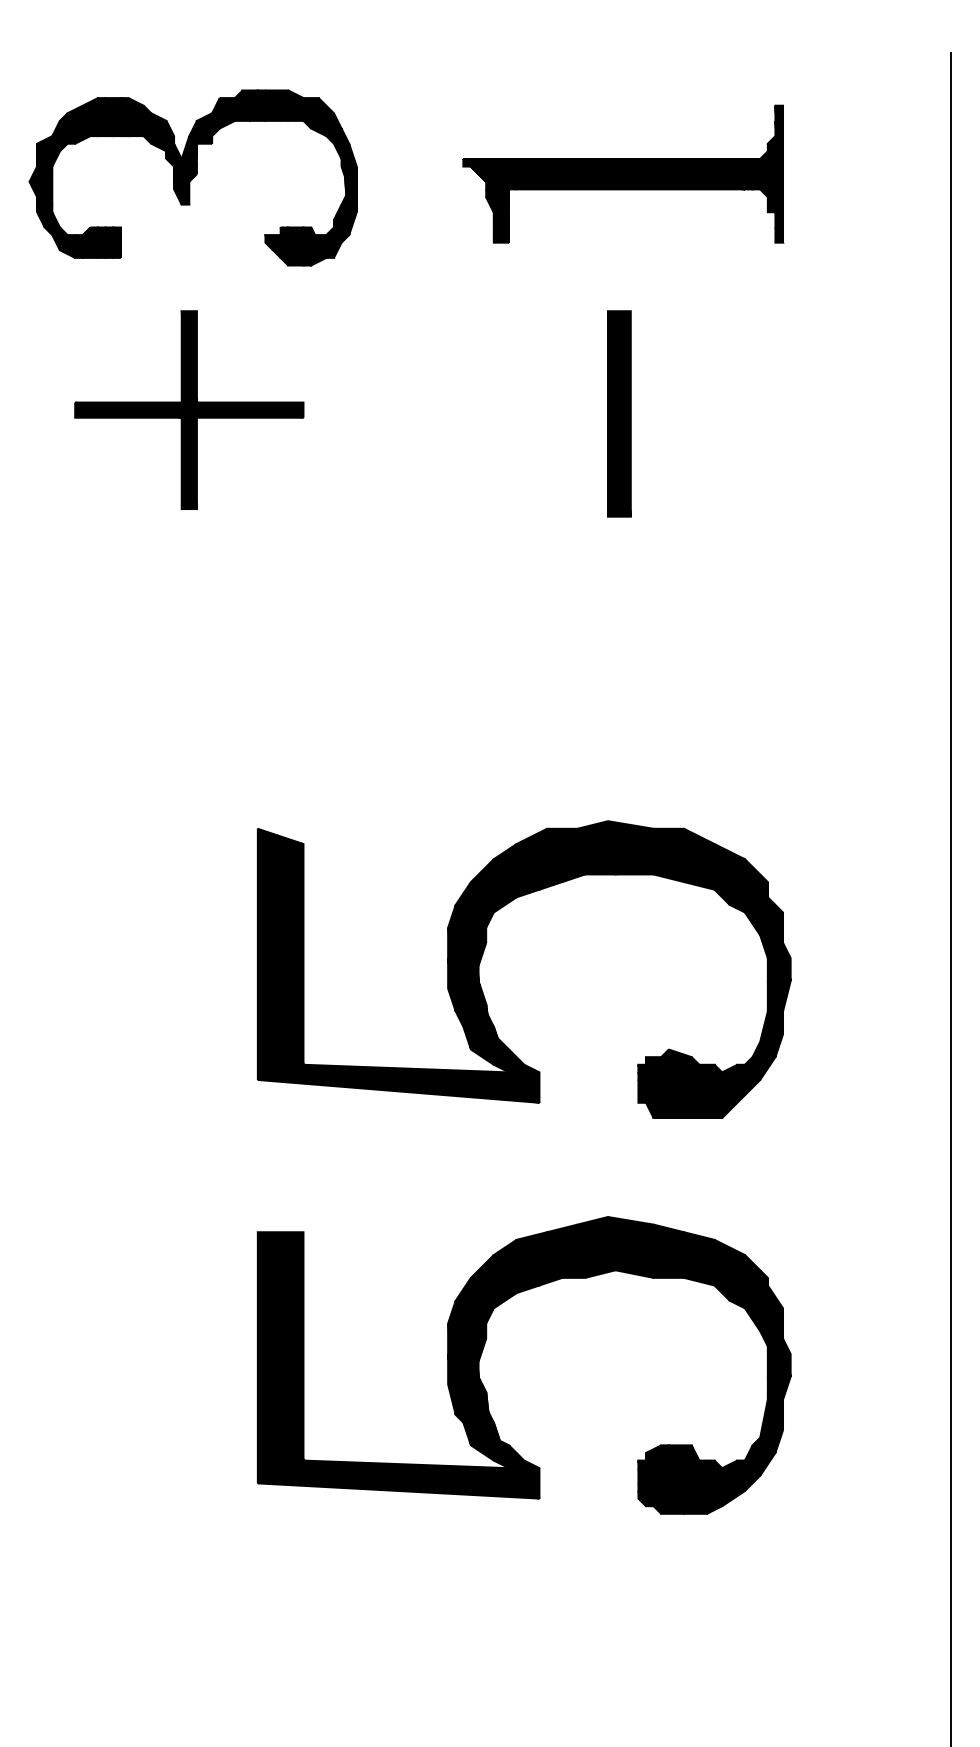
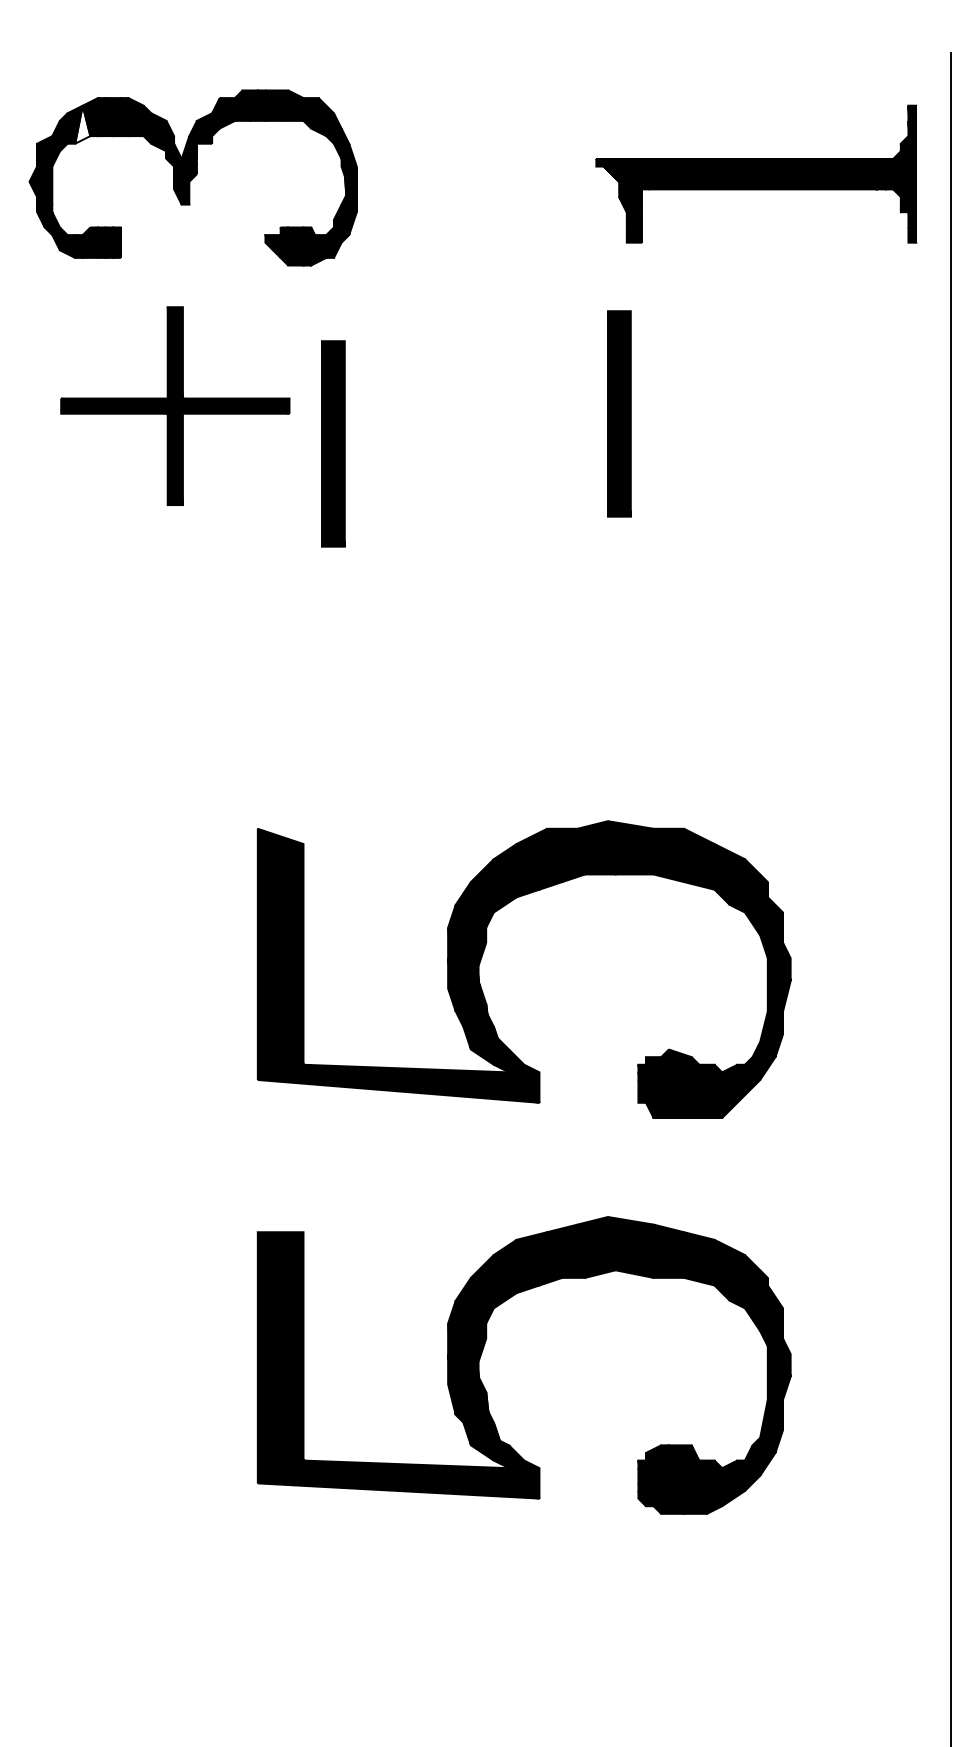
fill: present -> none (82, 124)
part position: (623, 173) -> (756, 173) (756, 173)
part position: (189, 409) -> (175, 405) (175, 405)
part: none -> present (333, 443)
